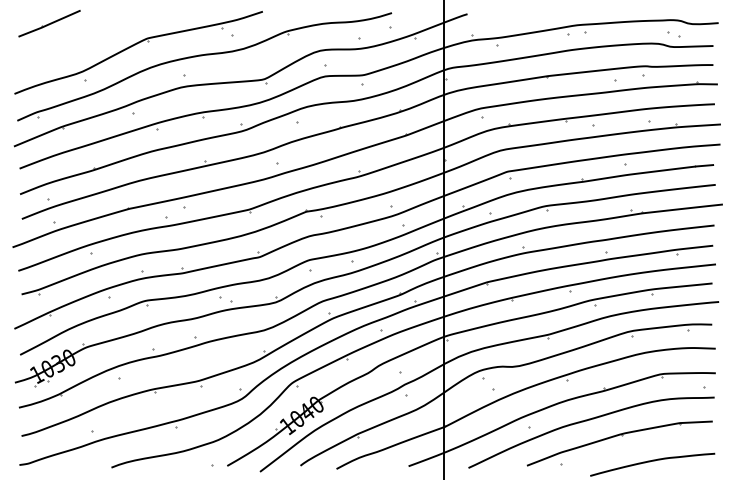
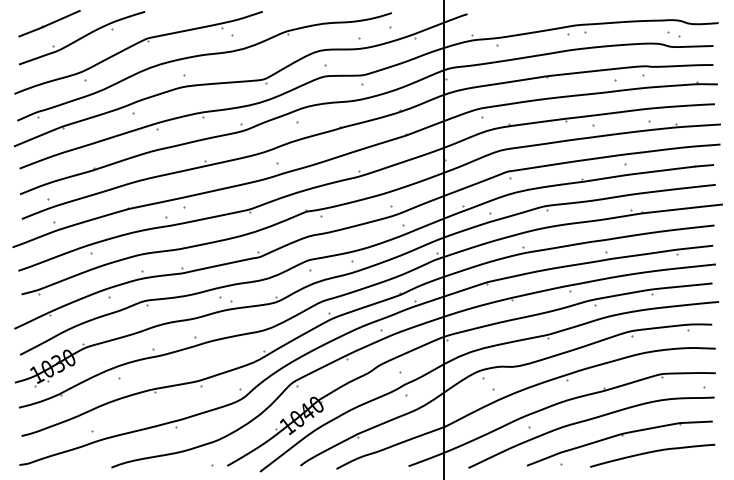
part: none -> present (82, 38)
curve position: (650, 462) -> (650, 453) (650, 453)
